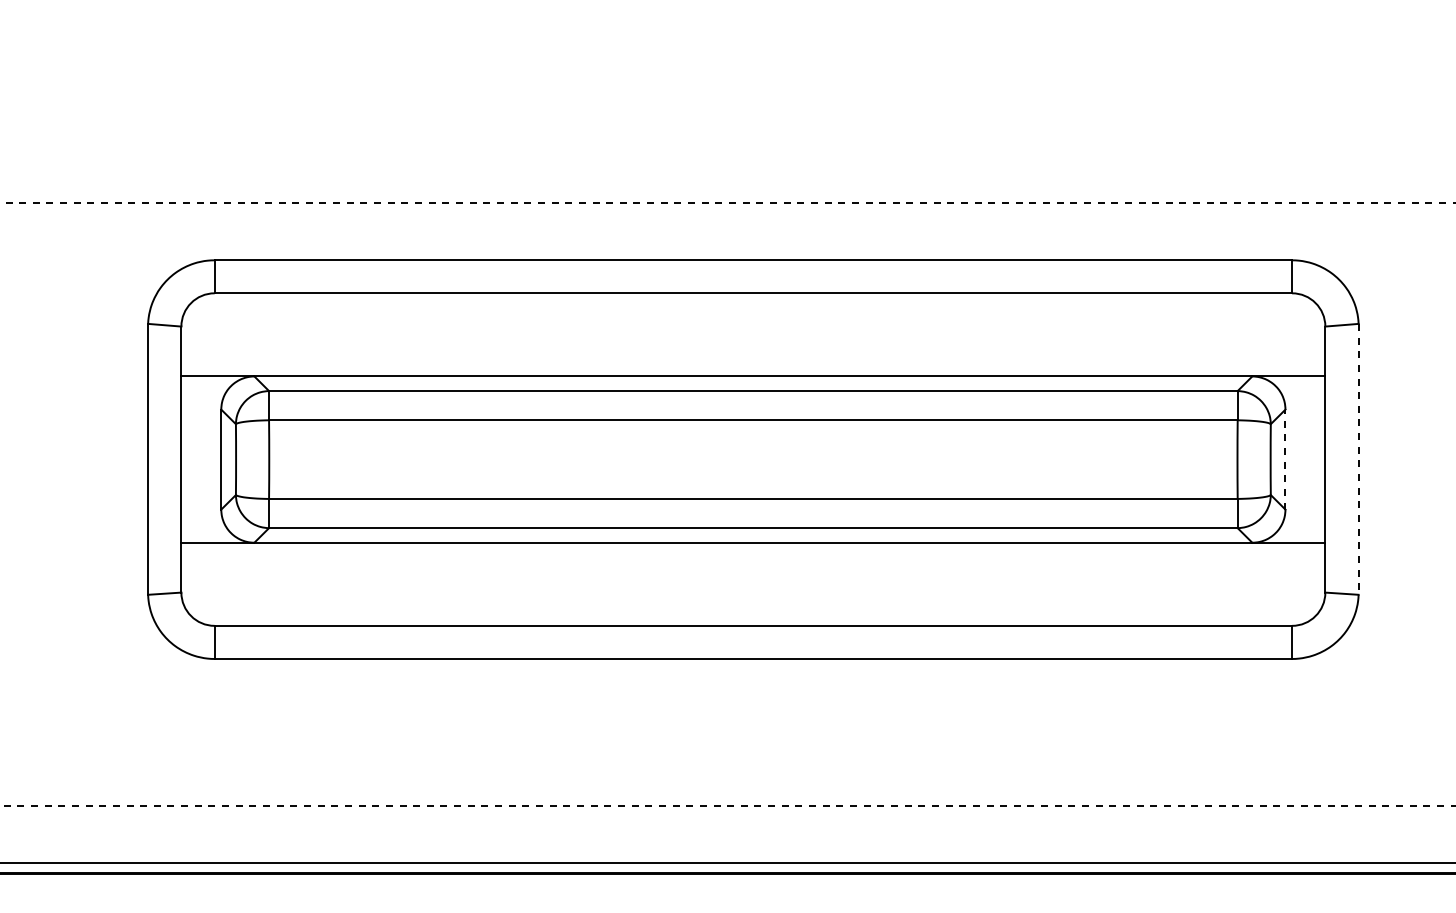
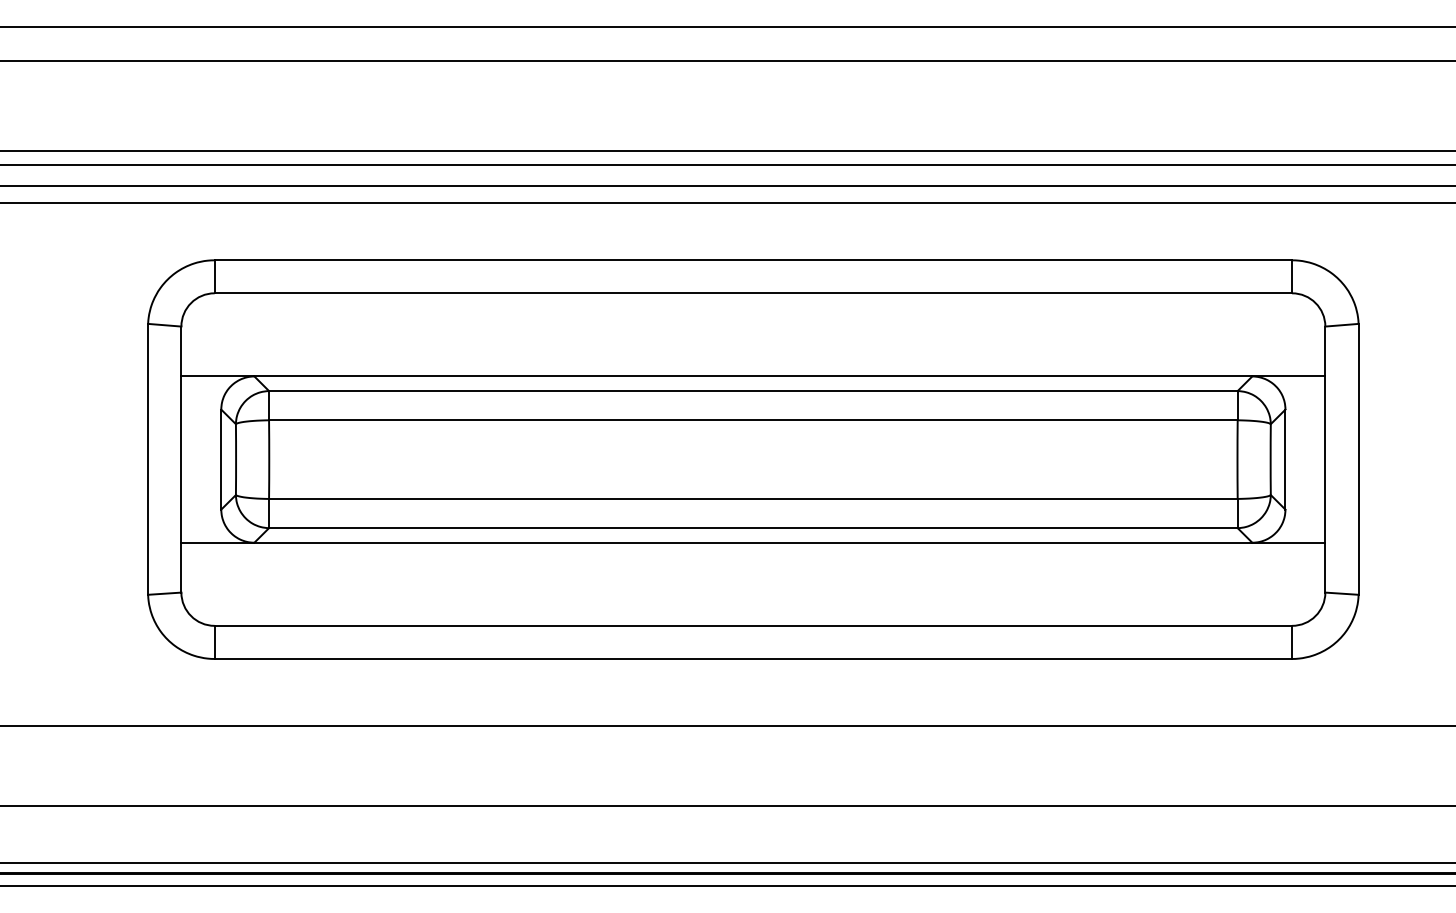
line: none -> present (727, 27)
line: none -> present (727, 60)
line: none -> present (727, 151)
line: none -> present (727, 164)
line: none -> present (727, 186)
line: dashed -> solid (727, 203)
line: dashed -> solid (1285, 459)
line: dashed -> solid (1358, 459)
line: none -> present (727, 725)
line: dashed -> solid (728, 806)
line: none -> present (727, 885)
